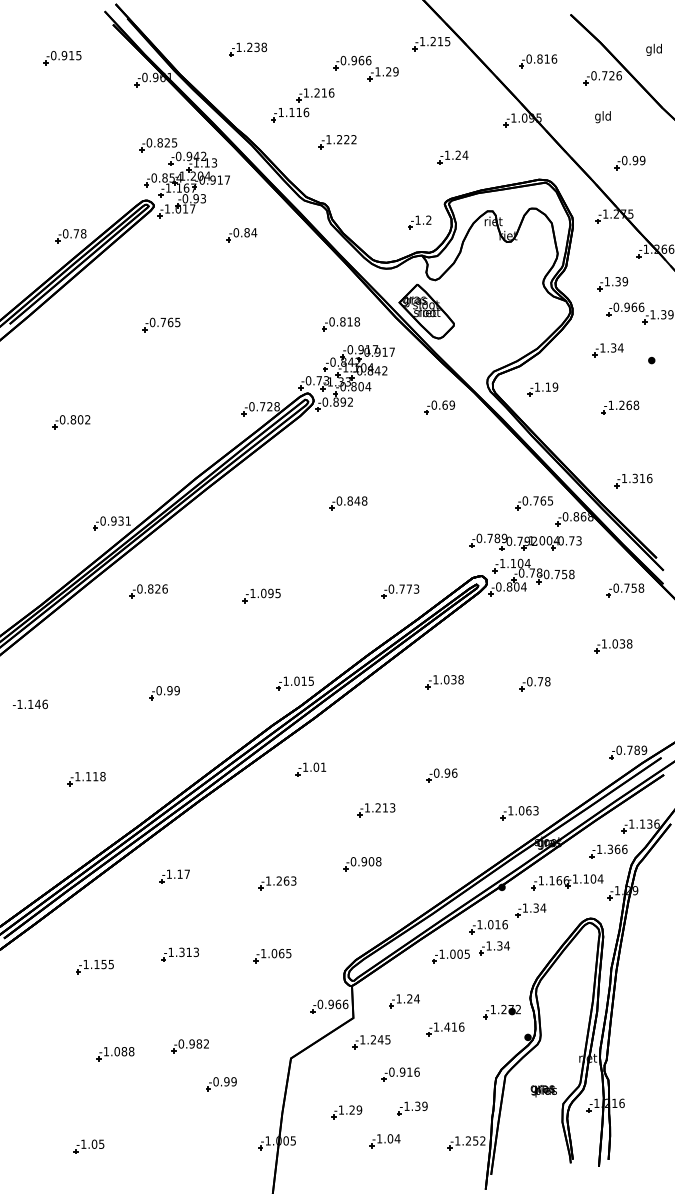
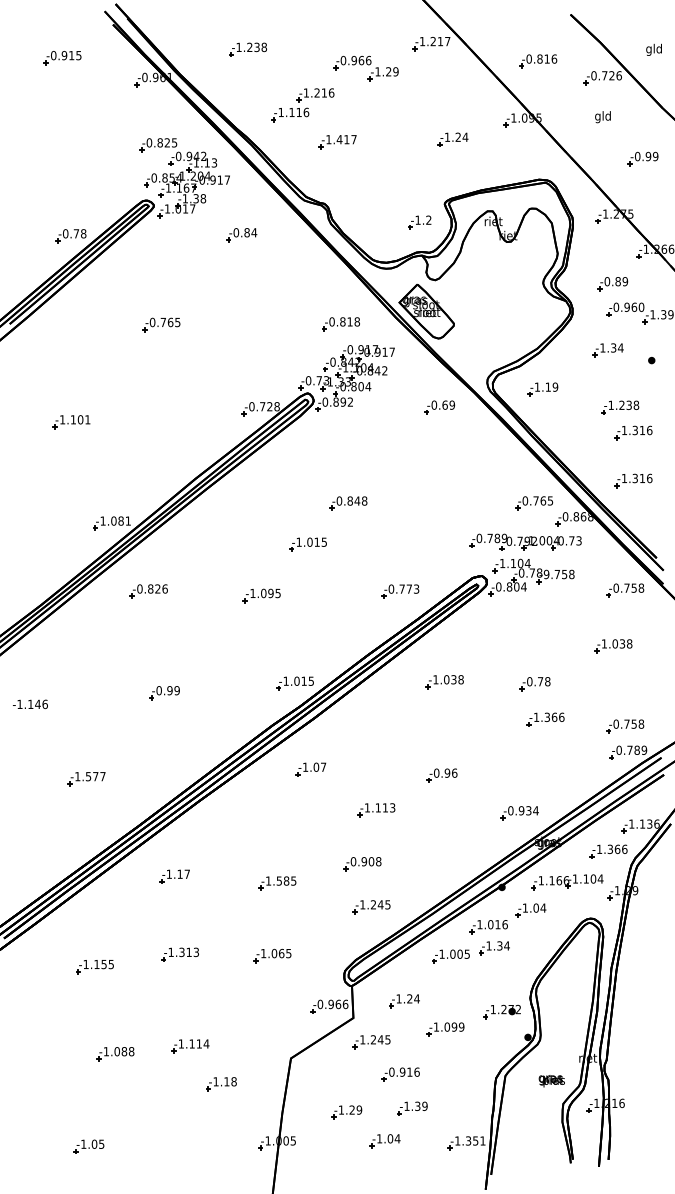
text: -1.215 -> -1.217 (447, 41)
text: -1.222 -> -1.417 (346, 139)
part position: (452, 157) -> (452, 139) (452, 139)
part position: (629, 162) -> (642, 158) (642, 158)
text: -0.93 -> -1.38 (194, 198)
text: -1.39 -> -0.89 (612, 281)
text: -0.966 -> -0.960 (641, 306)
text: -1.268 -> -1.238 (628, 404)
text: -0.802 -> -1.101 (74, 419)
part: none -> present (633, 432)
text: -0.931 -> -1.081 (111, 520)
part: none -> present (307, 544)
text: -0.758 -> -9.758 (546, 574)
part: none -> present (545, 719)
part: none -> present (625, 726)
text: -1.01 -> -1.07 (323, 766)
text: -1.118 -> -1.577 (95, 776)
text: -1.213 -> -1.113 (377, 807)
text: -1.063 -> -0.934 (523, 810)
text: -1.263 -> -1.585 (286, 880)
part: none -> present (371, 907)
text: -1.34 -> -1.04 (535, 907)
text: -1.416 -> -1.099 (454, 1026)
text: -0.982 -> -1.114 (193, 1043)
text: -0.99 -> -1.18 (224, 1081)
text position: (543, 1091) -> (551, 1081) (551, 1081)
text: -1.252 -> -1.351 (475, 1140)
